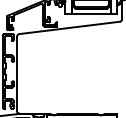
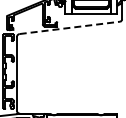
line: solid -> dashed (69, 27)
